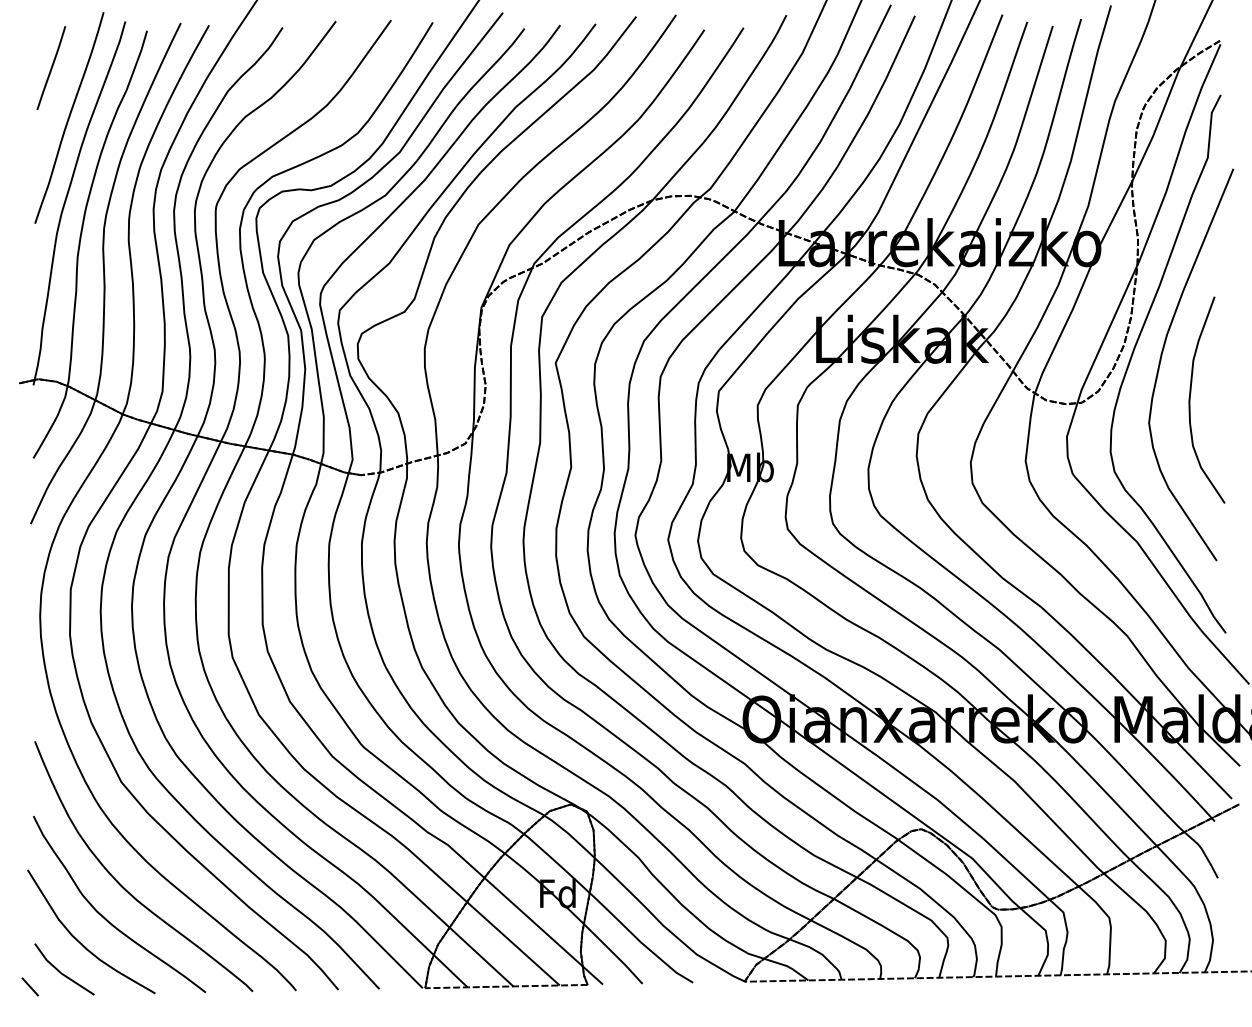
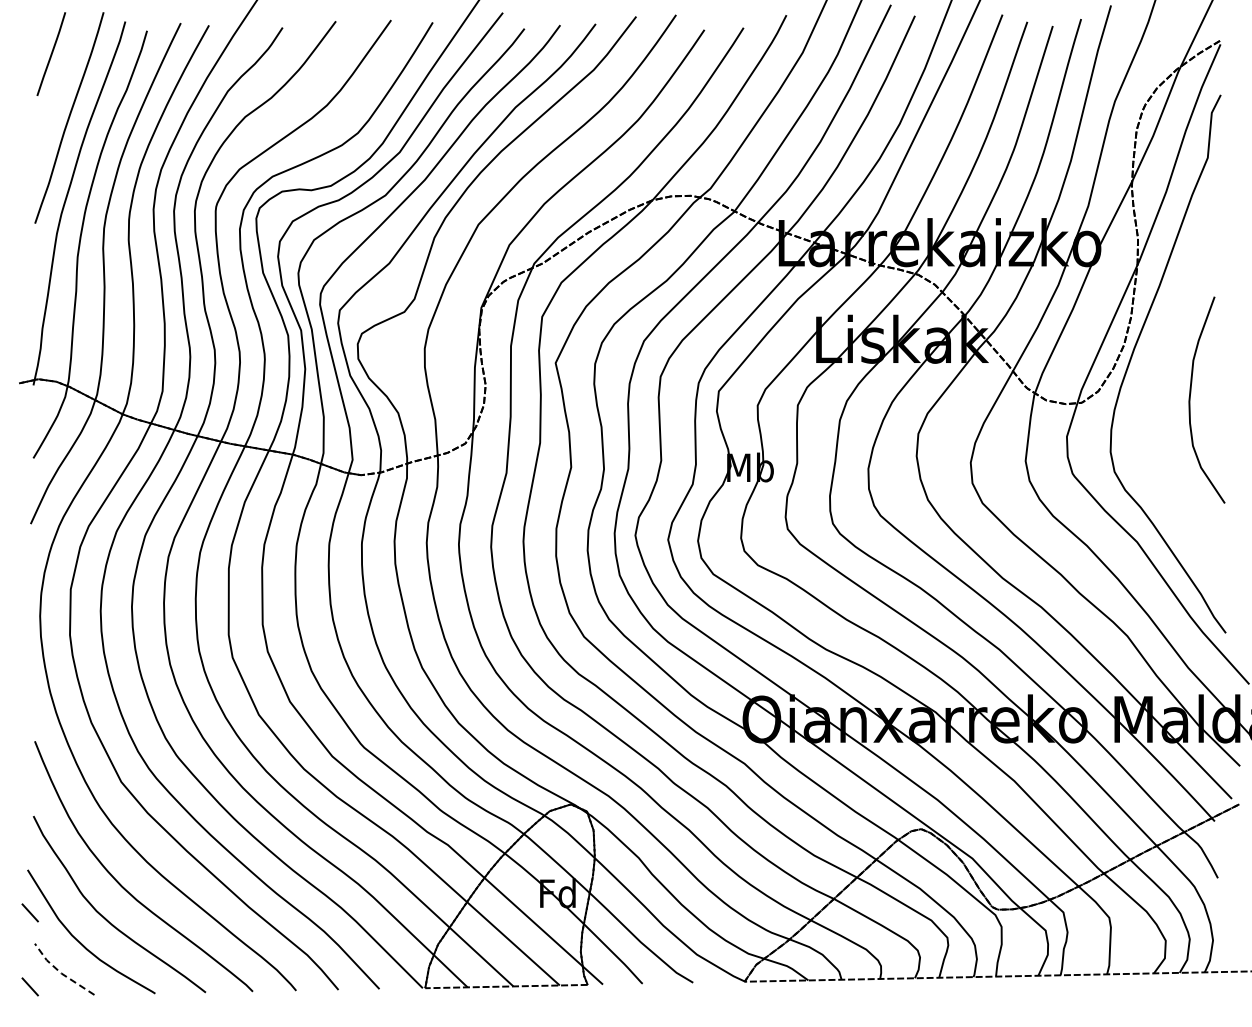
line position: (51, 67) -> (51, 53) (51, 53)
curve: present -> none (1162, 356)
line: none -> present (29, 912)
line: solid -> dashed (60, 972)
